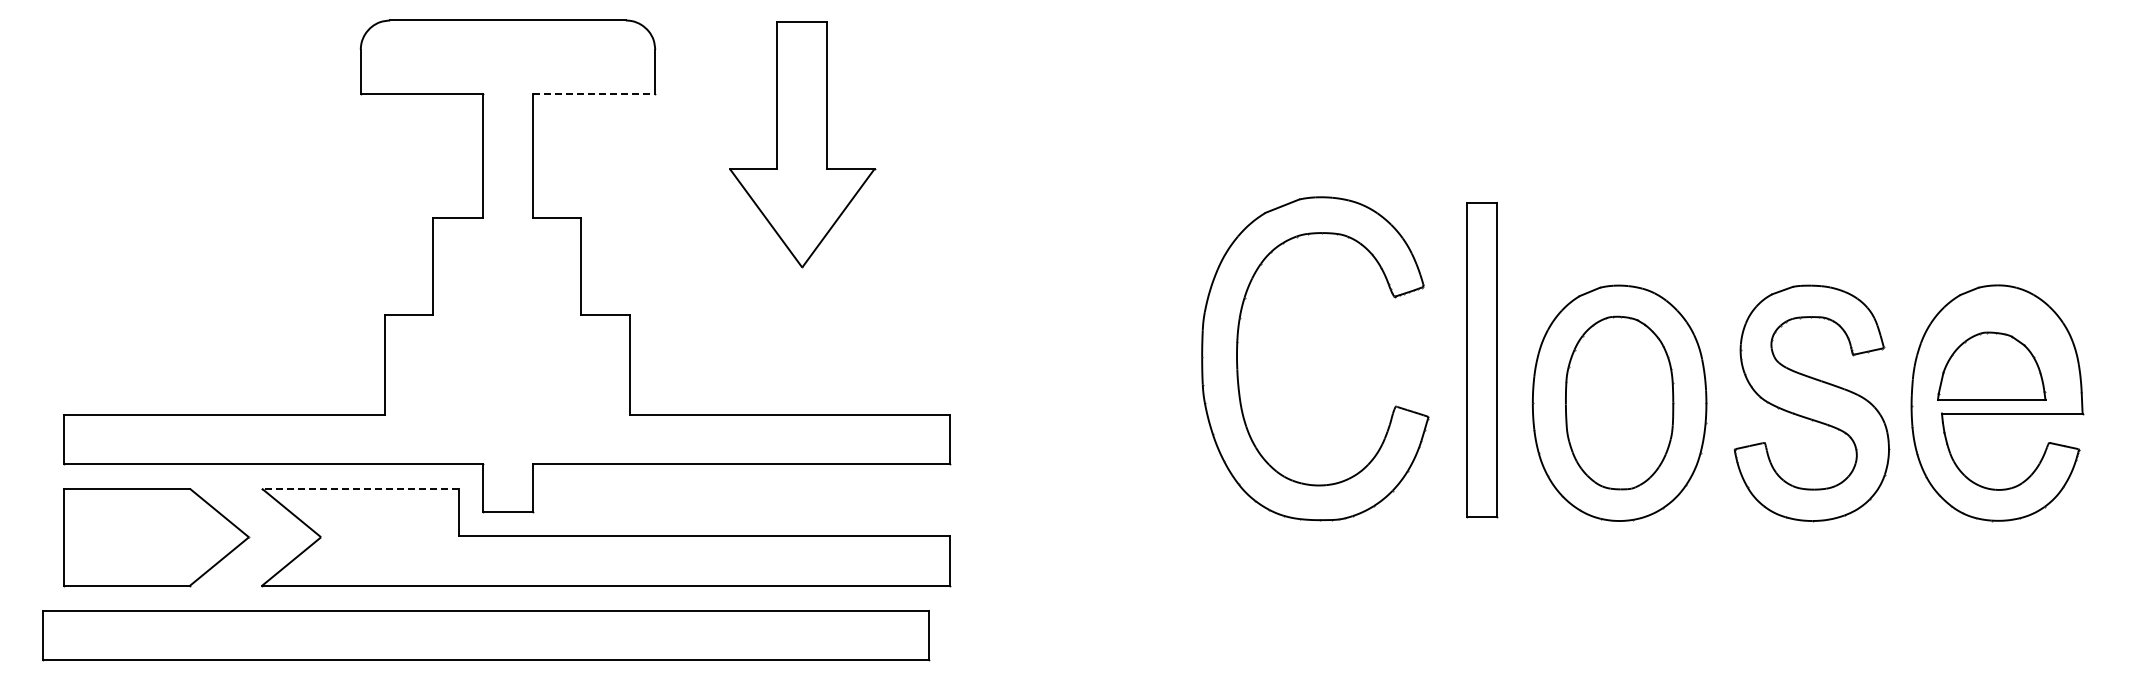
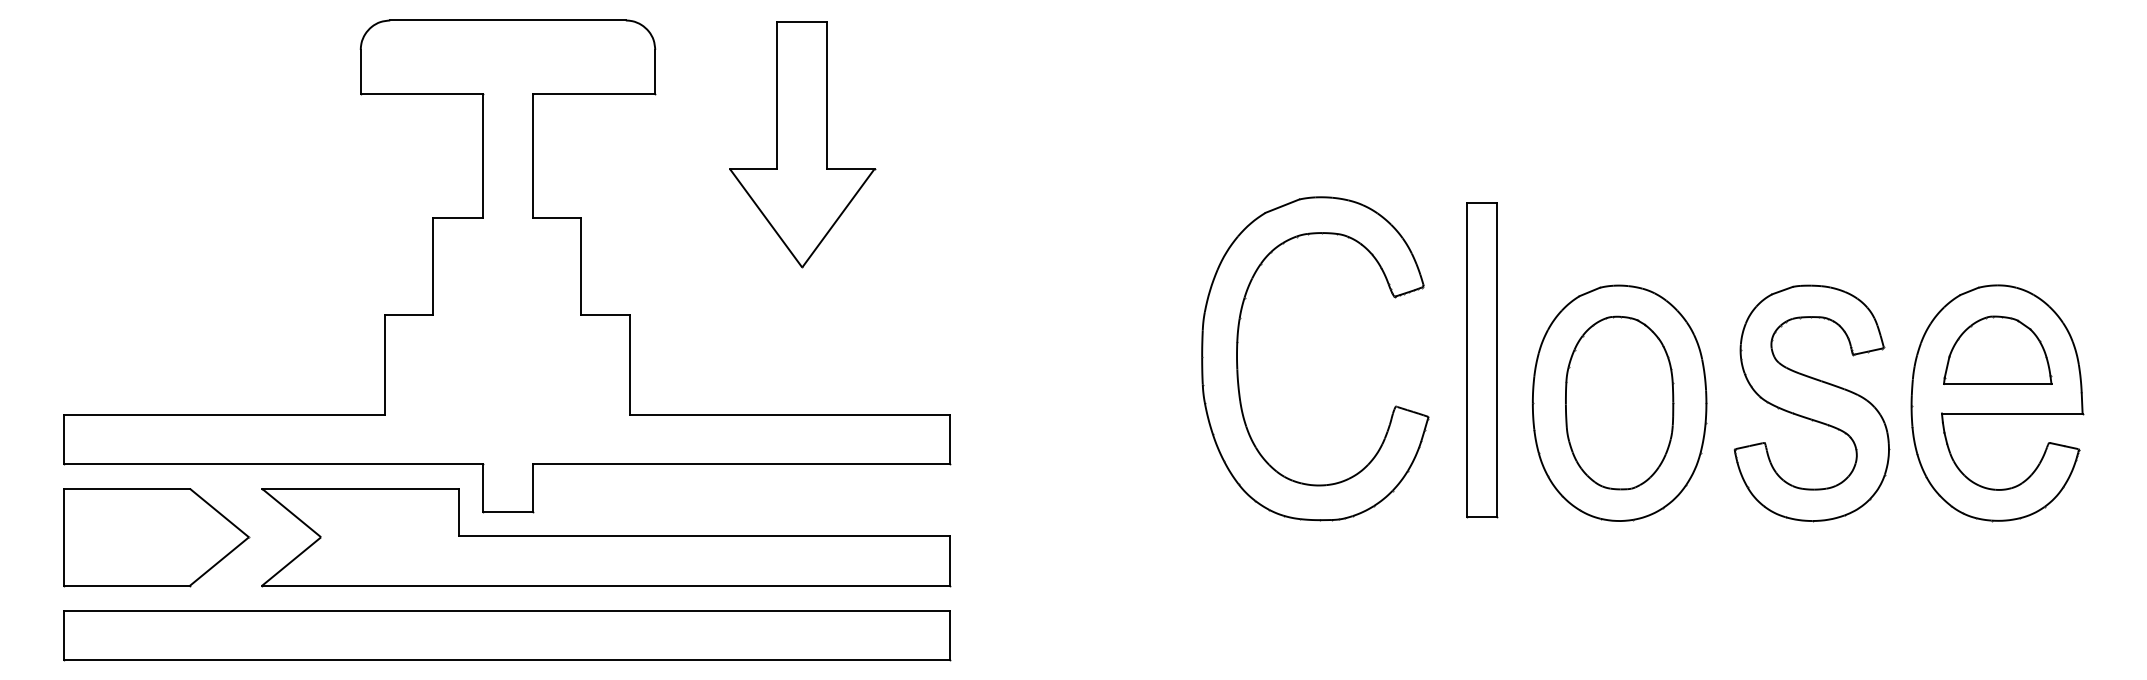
line: dashed -> solid (594, 93)
part position: (1991, 365) -> (1997, 349) (1997, 349)
line: dashed -> solid (360, 488)
part position: (486, 635) -> (507, 635) (507, 635)
